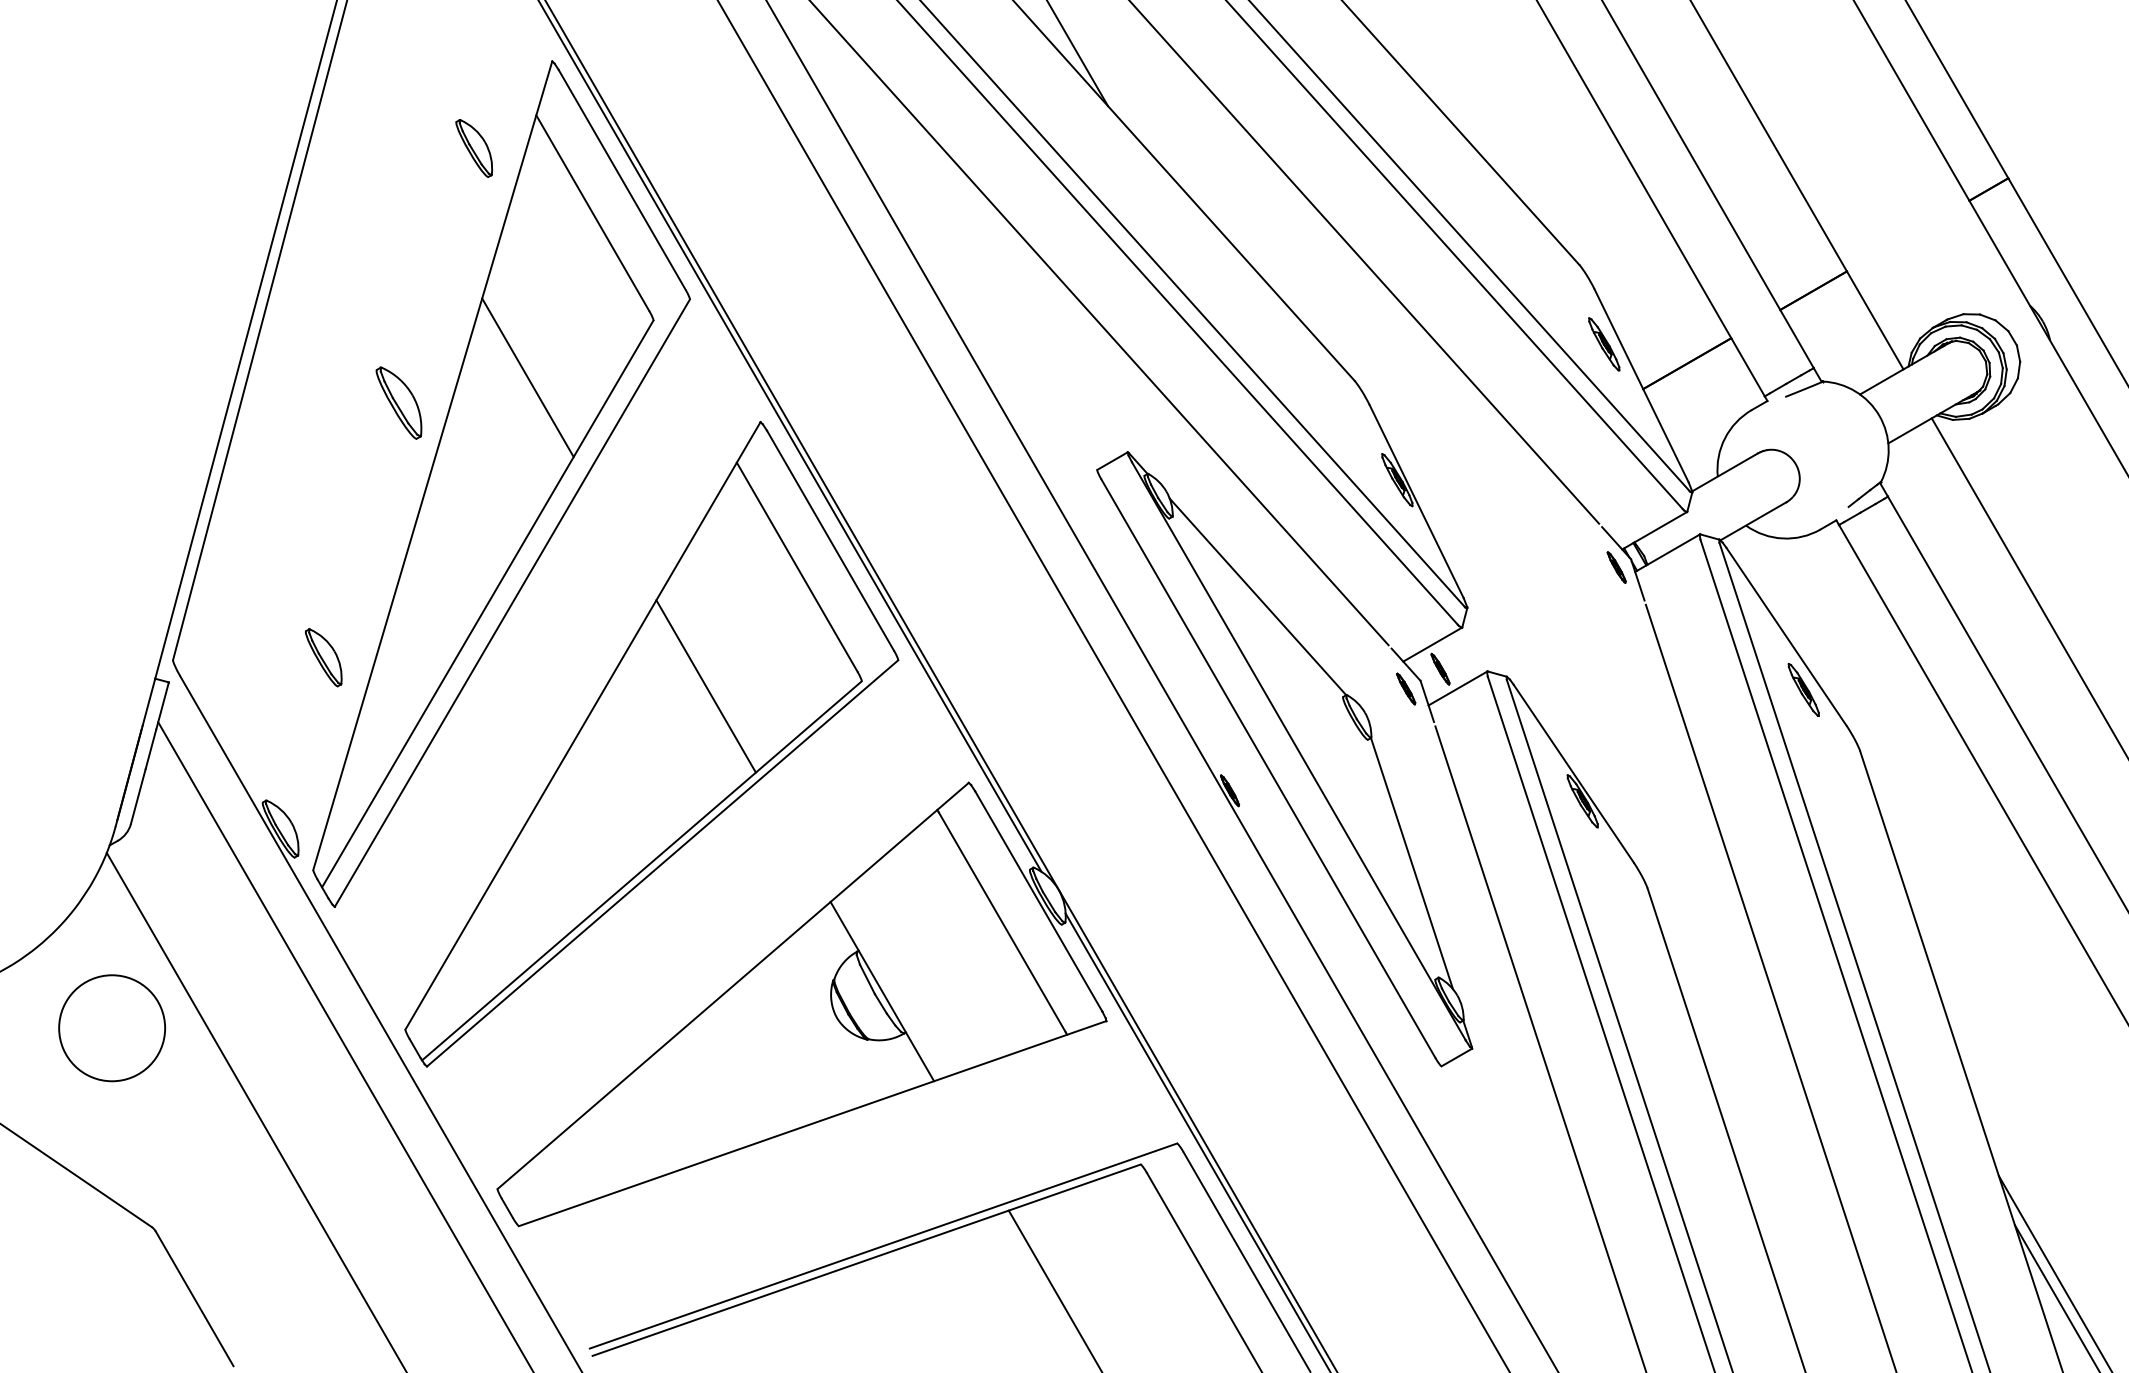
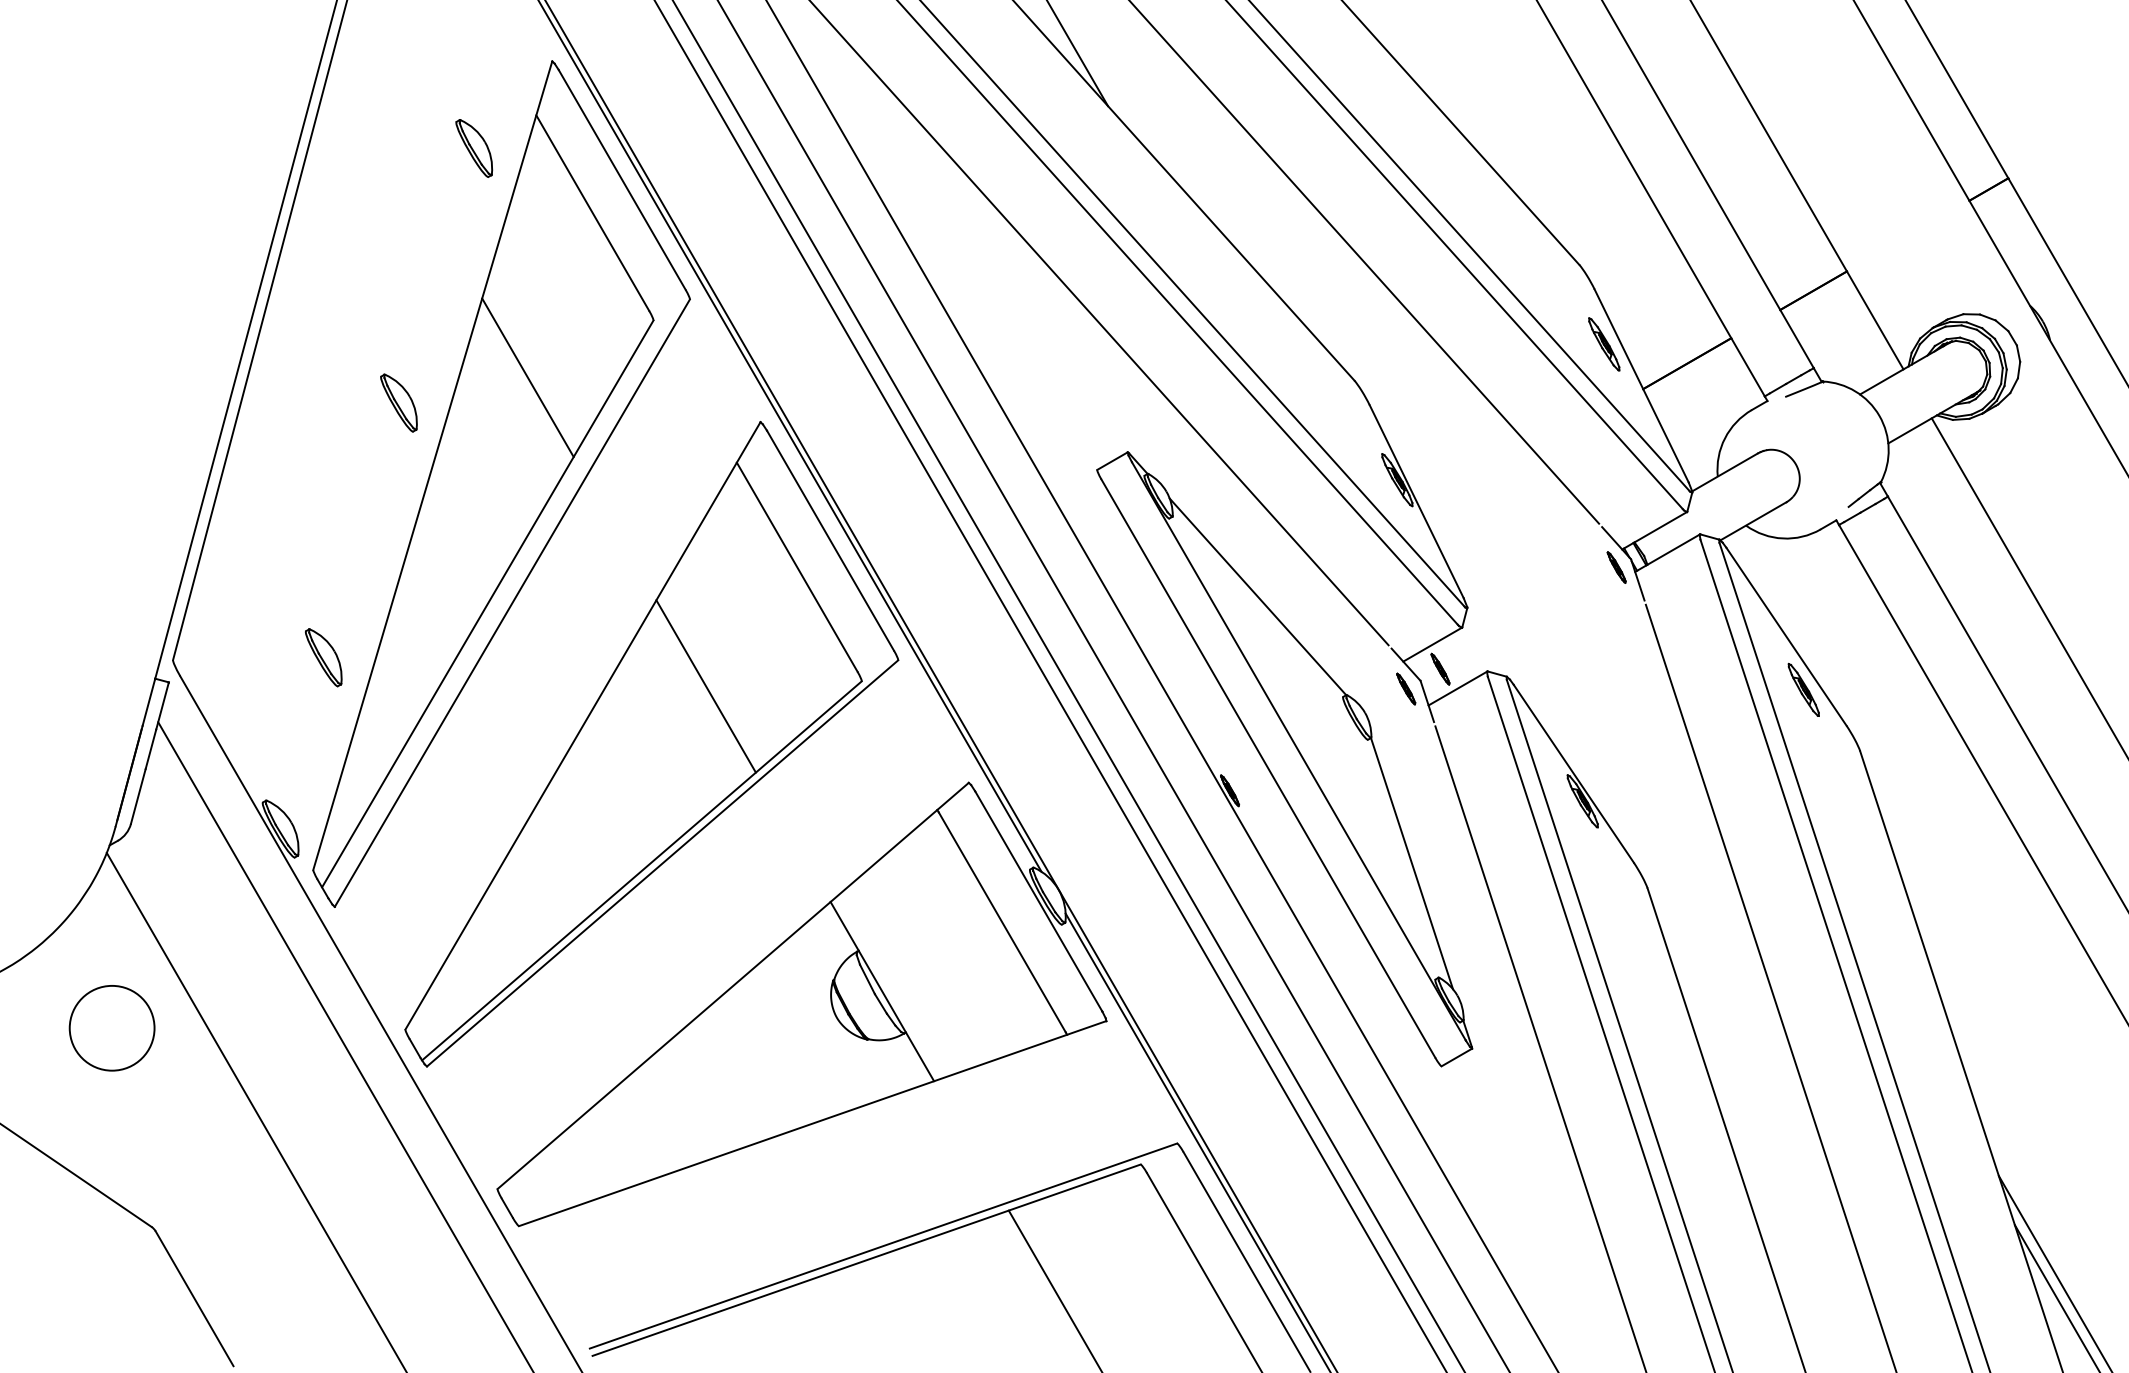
part size: 48x74 px -> 38x60 px (398, 402)
line: none -> present (1050, 685)
line: none -> present (1068, 685)
circle diameter: 106 px -> 85 px (111, 1027)
